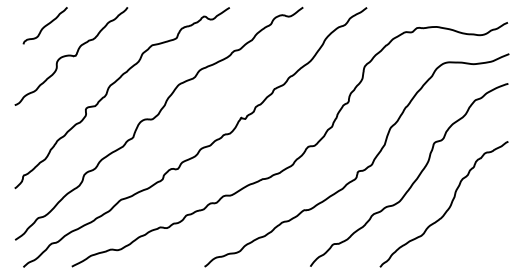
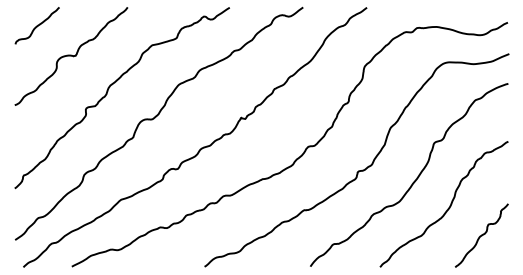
curve position: (44, 25) -> (36, 25) (36, 25)
curve: none -> present (481, 235)
